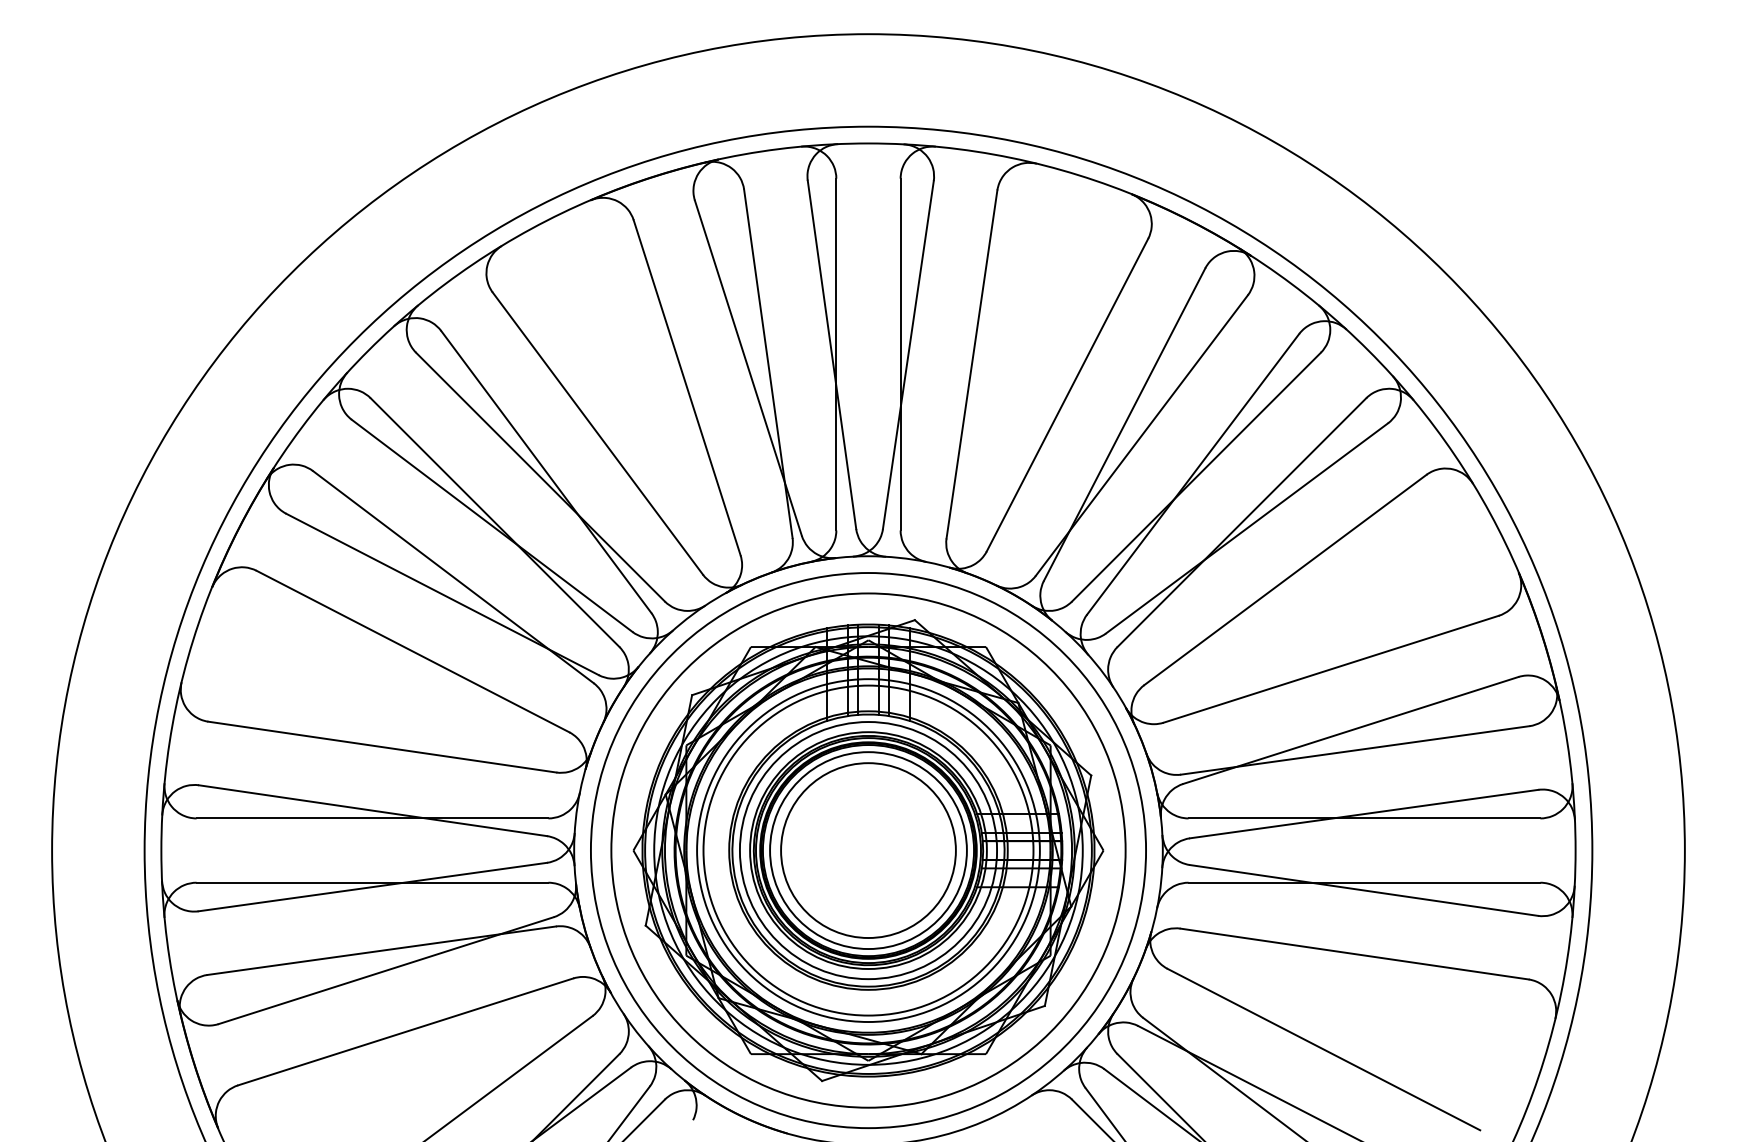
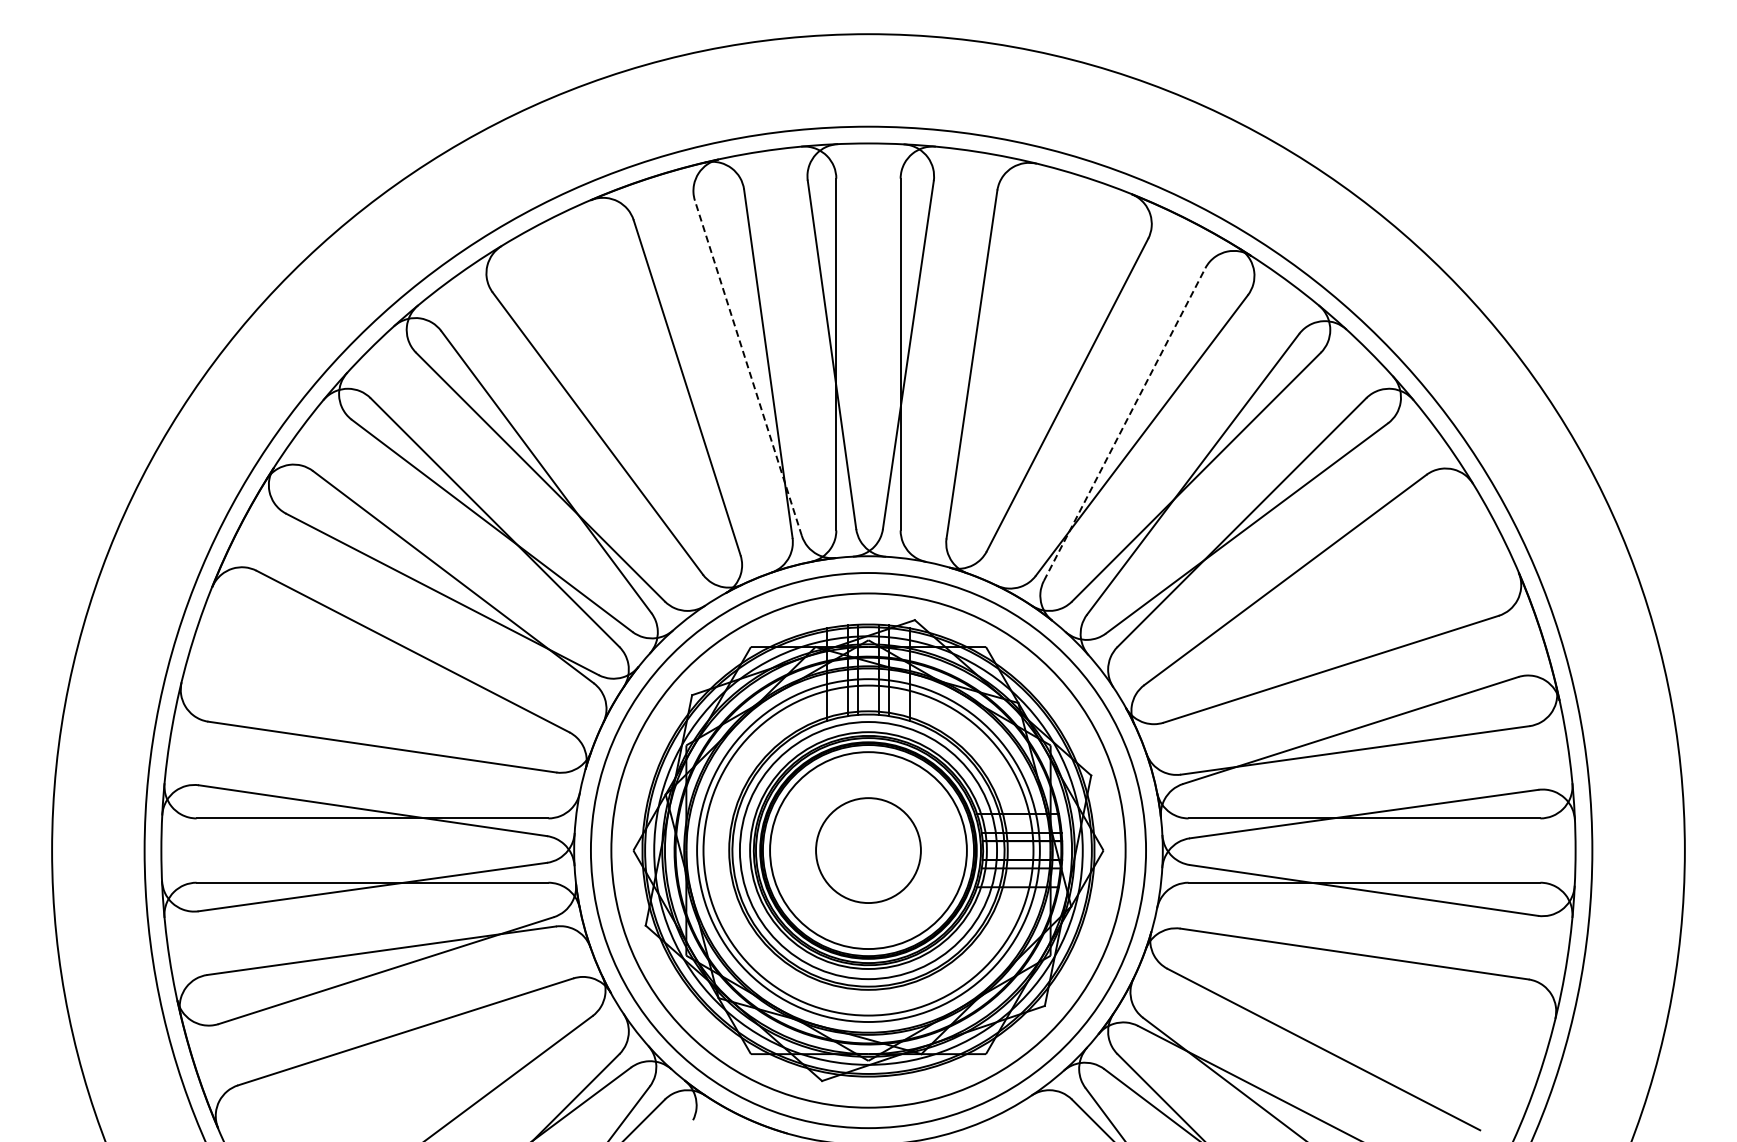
line: solid -> dashed (748, 368)
line: solid -> dashed (1124, 424)
circle diameter: 175 px -> 105 px (868, 850)
